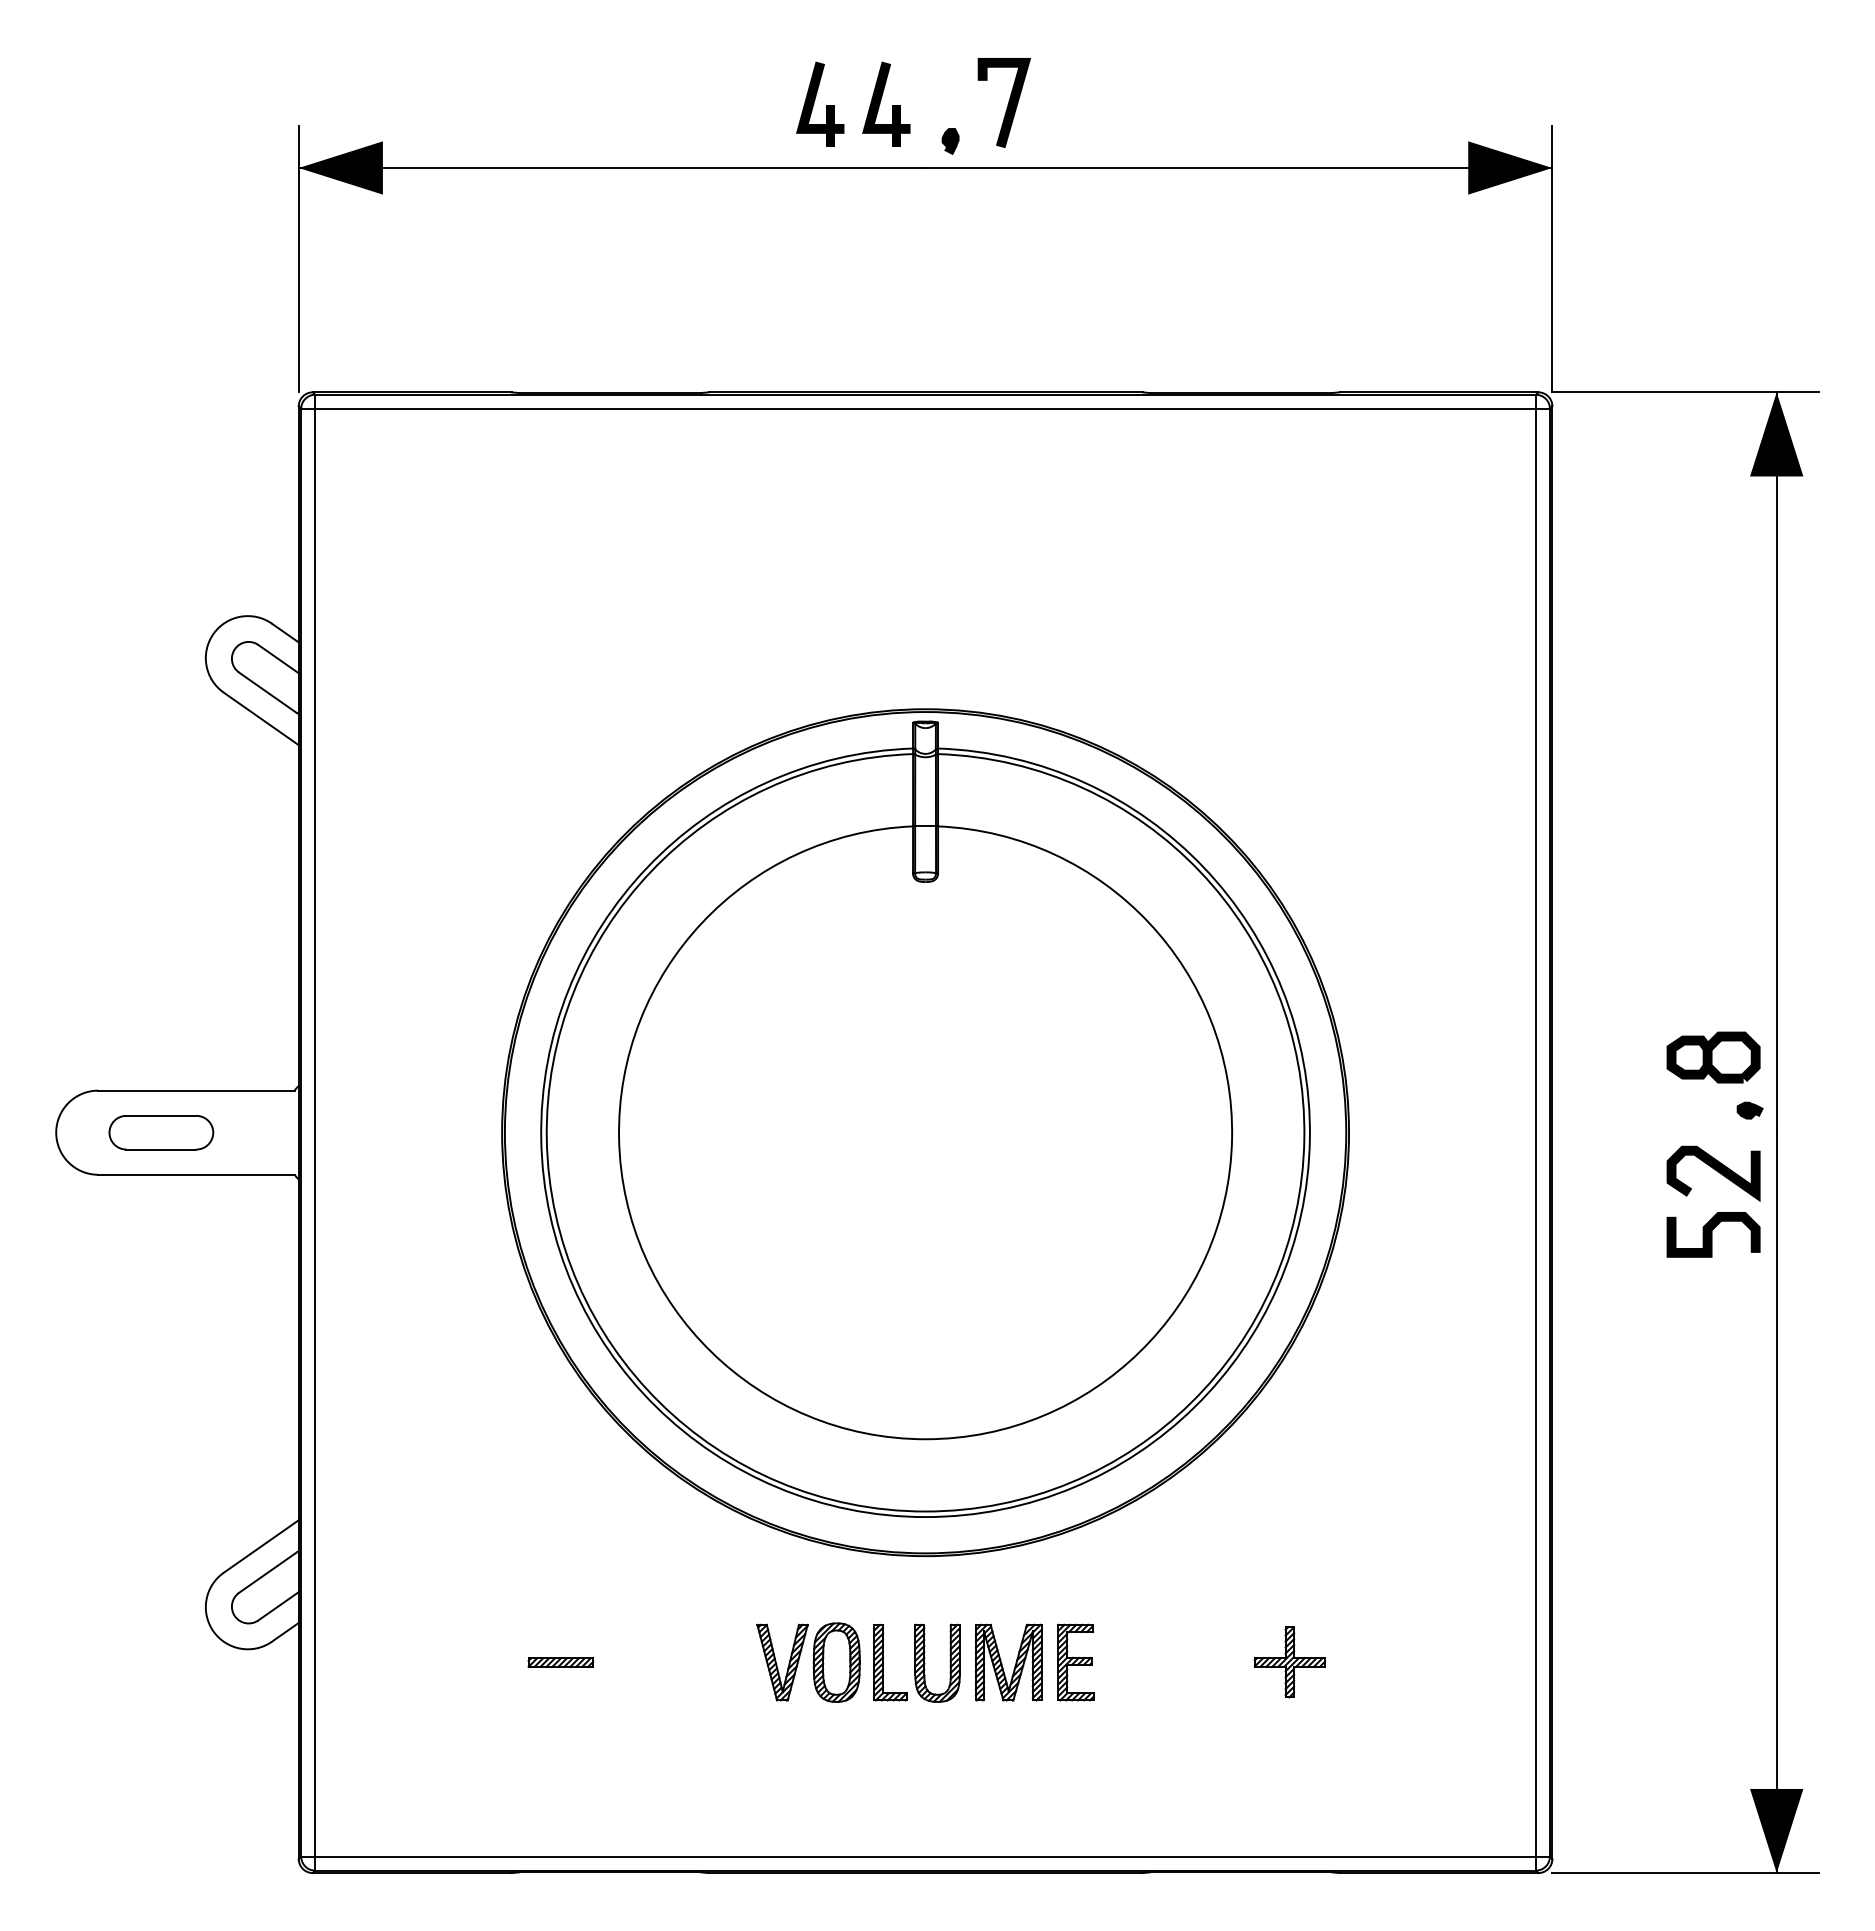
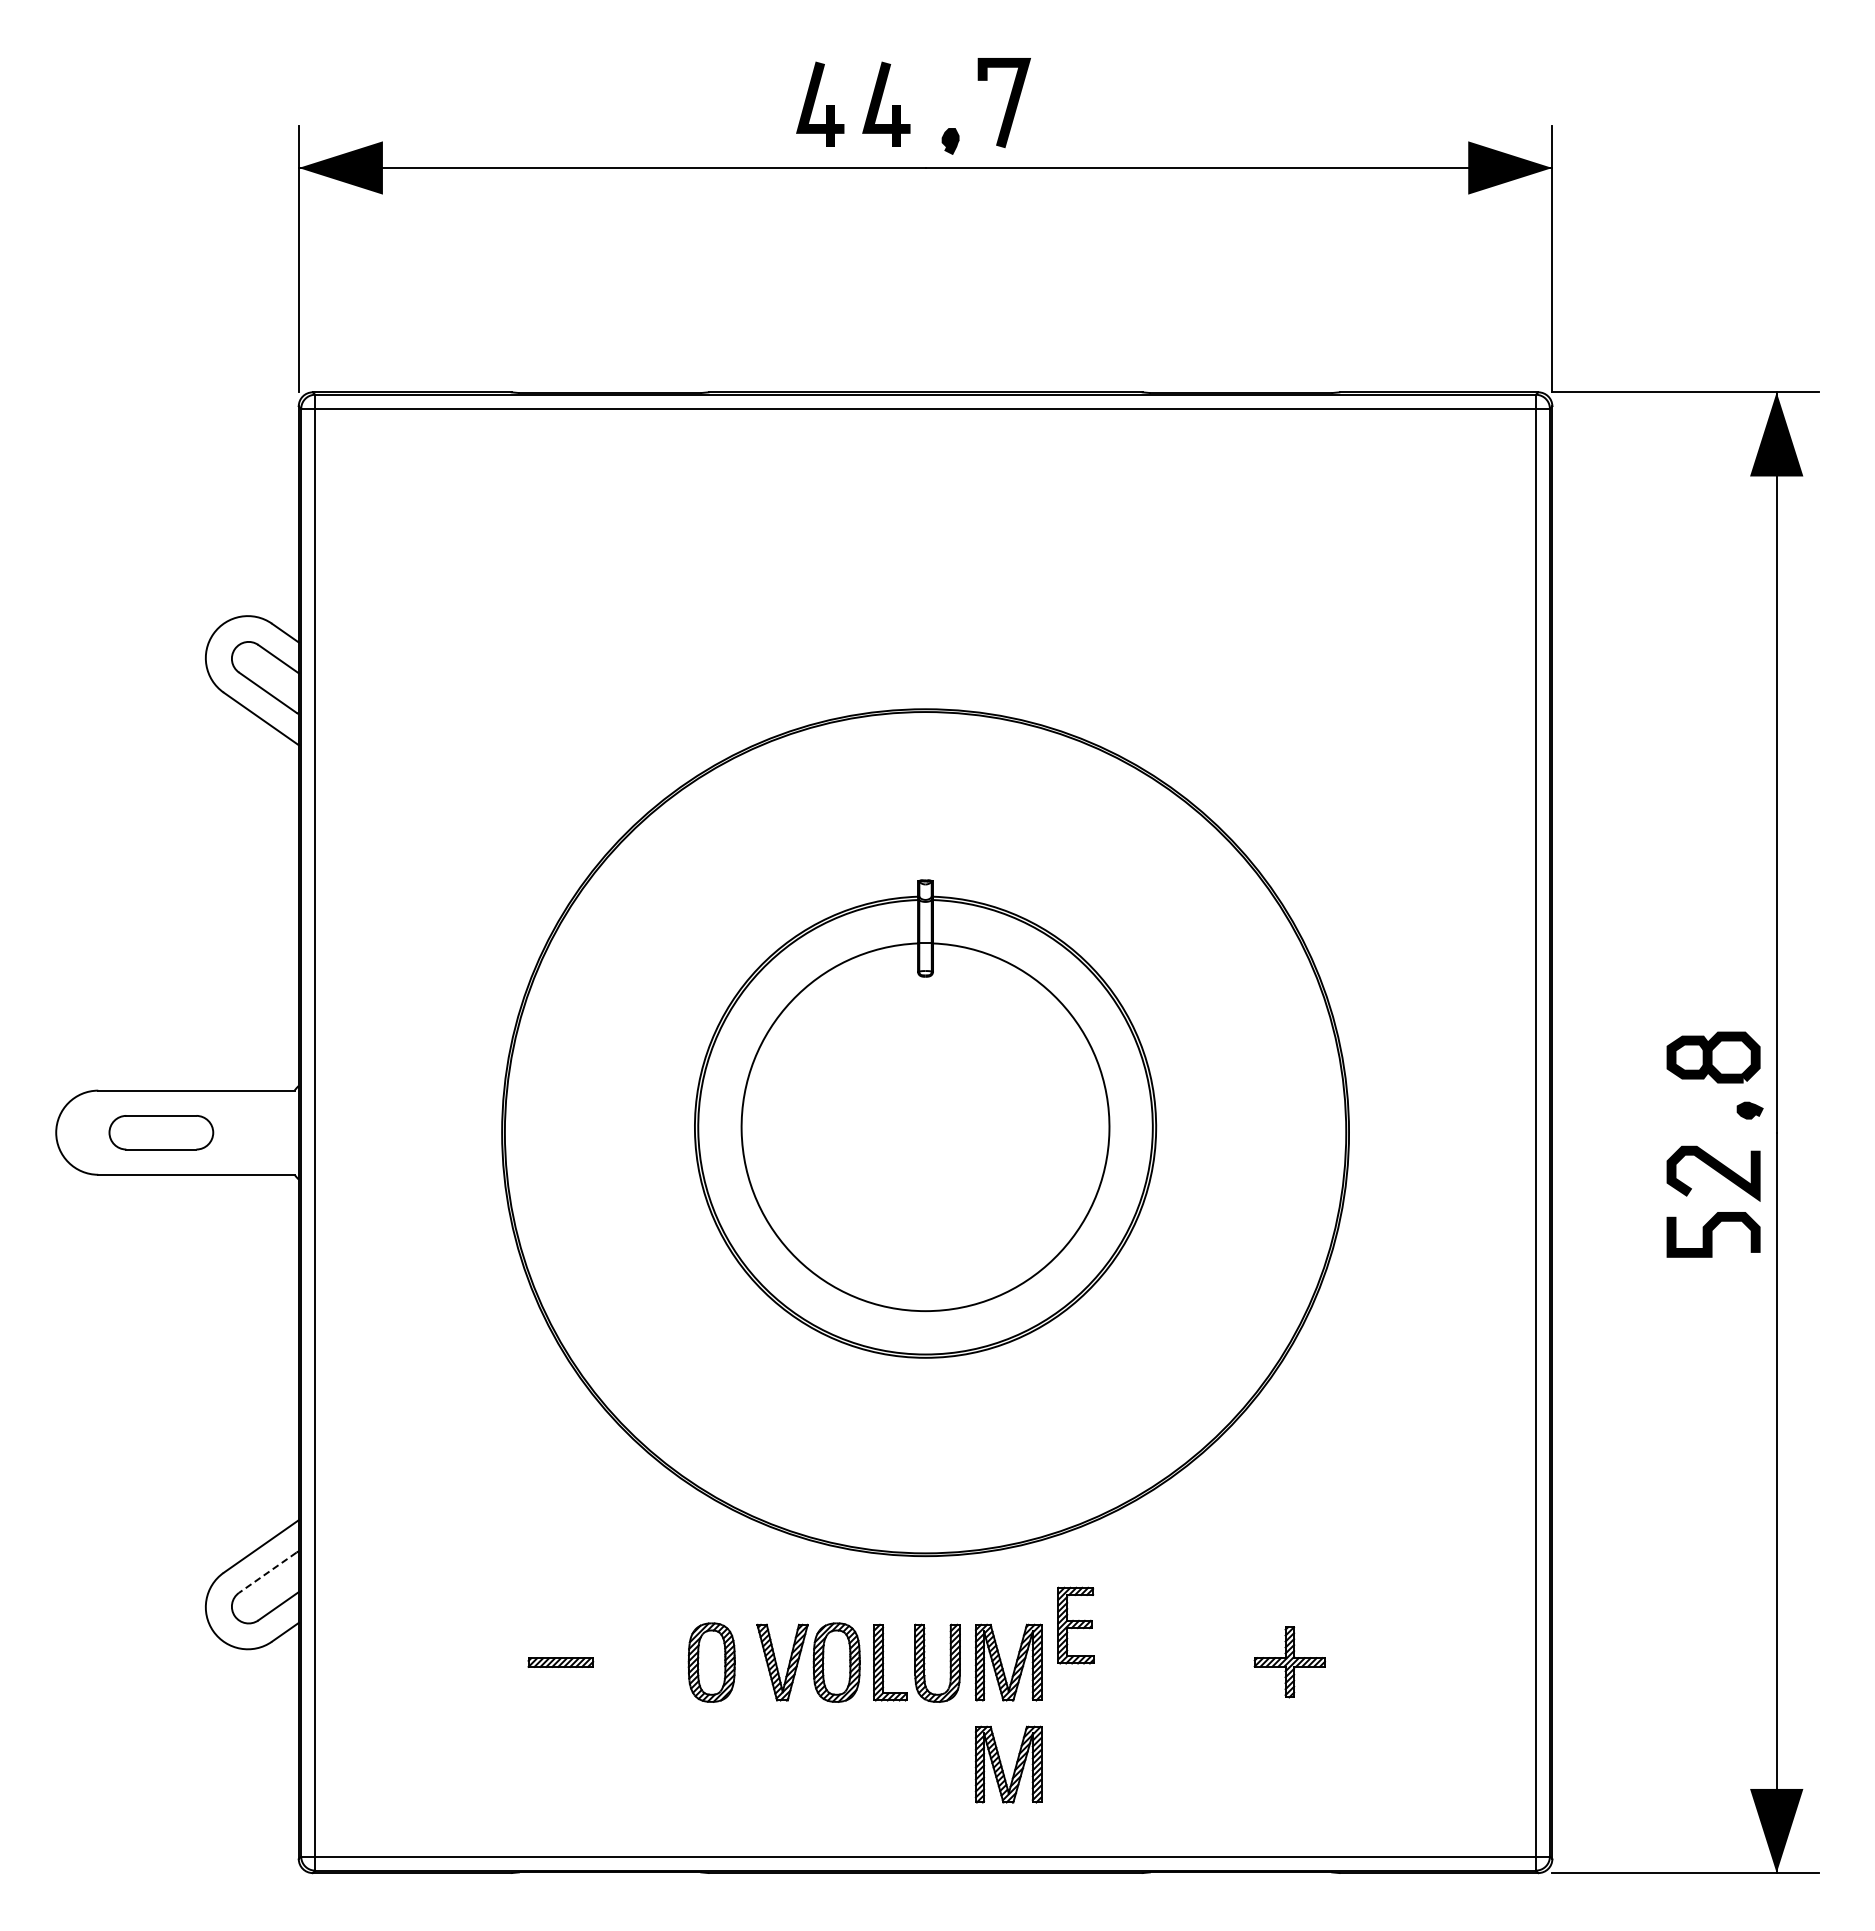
part size: 771x798 px -> 464x480 px (925, 1118)
line: solid -> dashed (267, 1573)
part: none -> present (711, 1662)
part position: (1075, 1662) -> (1075, 1625) (1075, 1625)
part: none -> present (1002, 1765)
